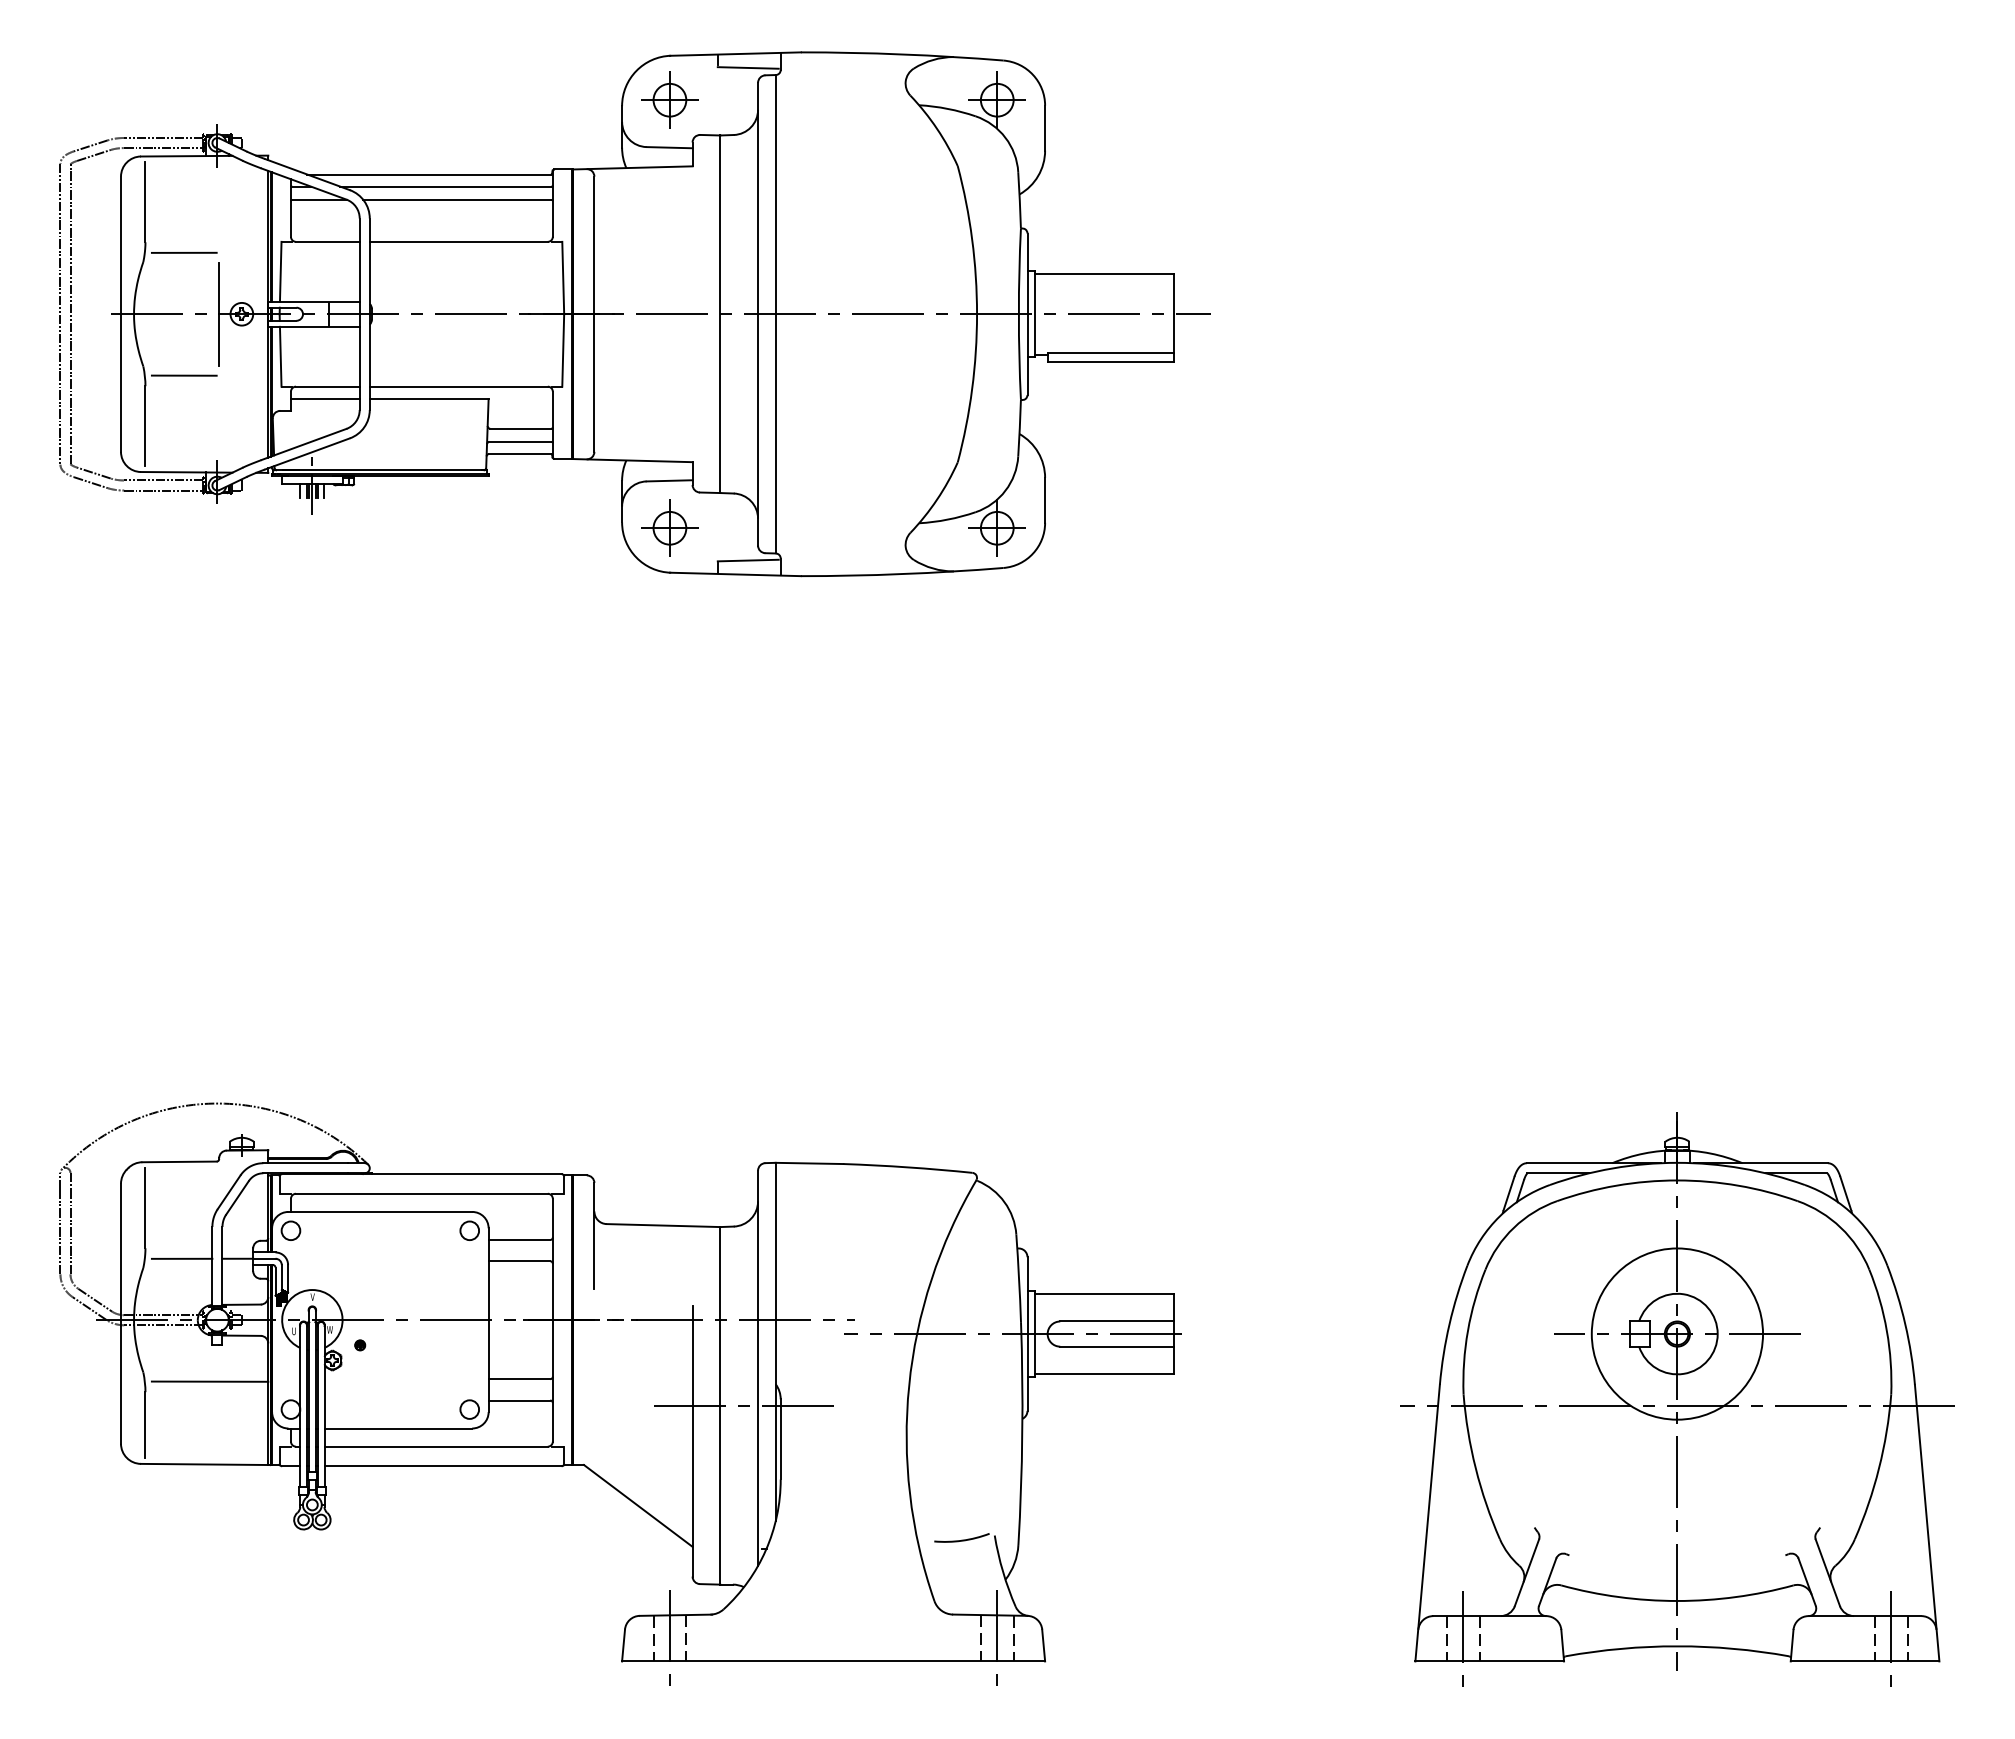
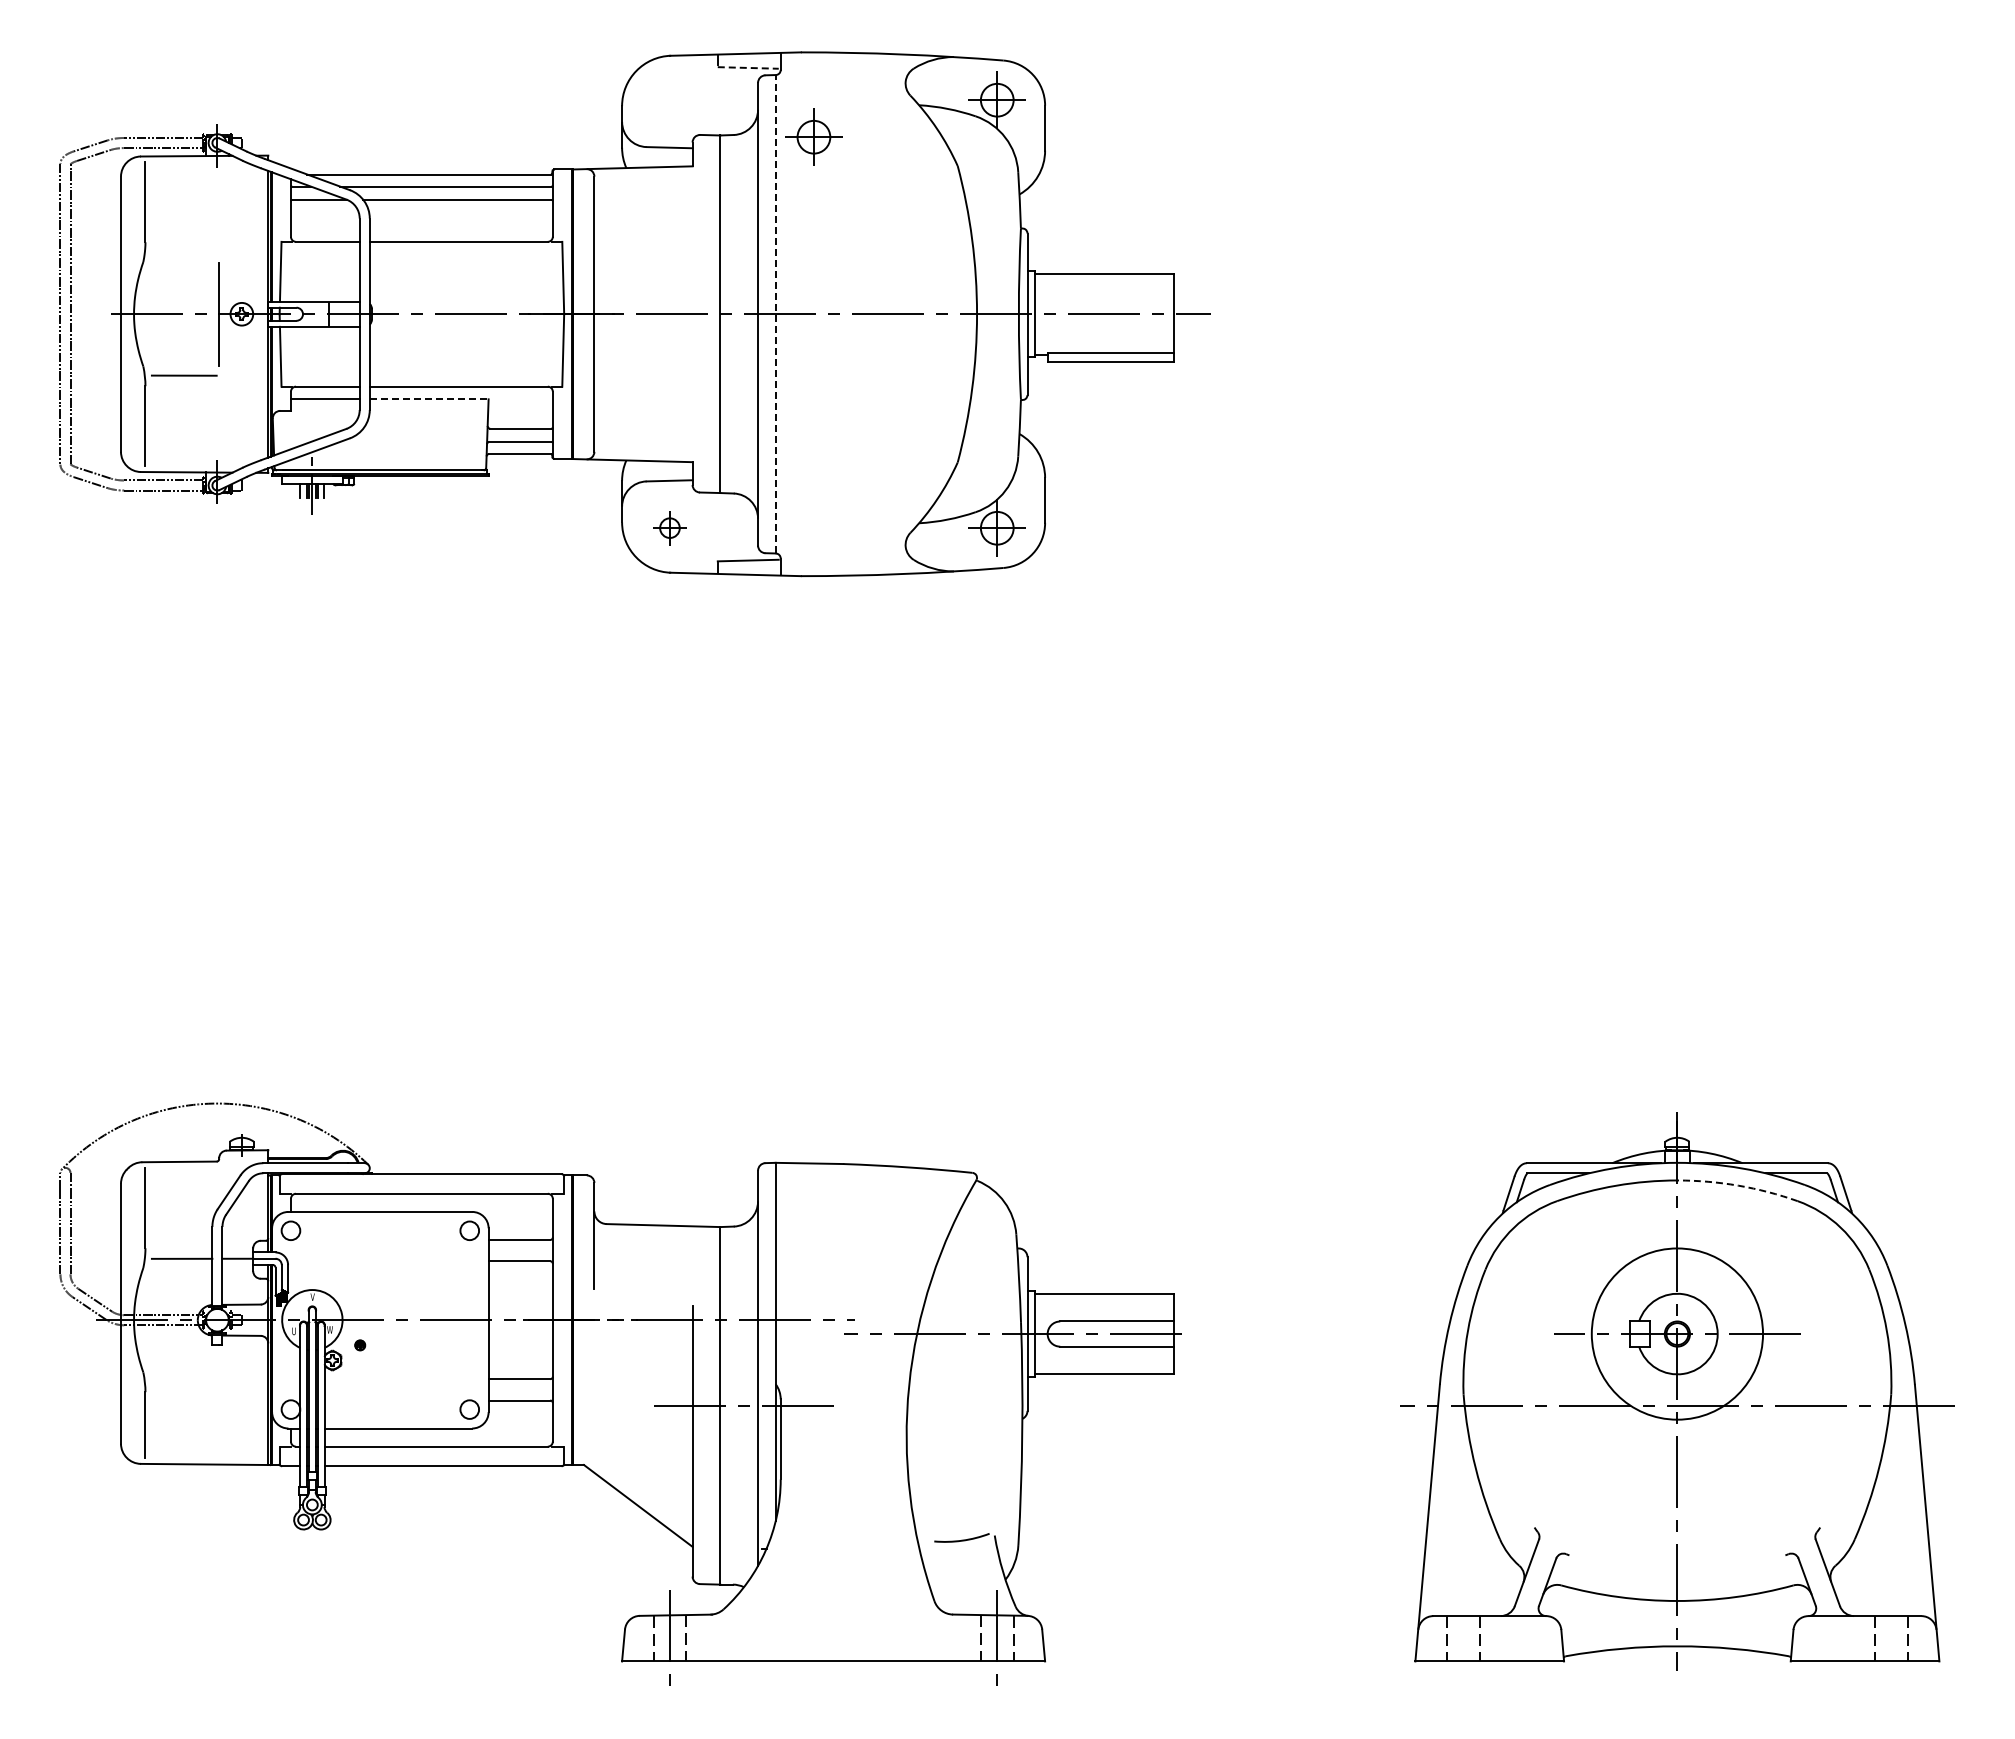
line: solid -> dashed (748, 67)
part position: (669, 99) -> (813, 136) (813, 136)
line: present -> none (183, 252)
line: solid -> dashed (775, 313)
line: solid -> dashed (429, 399)
part size: 58x58 px -> 34x35 px (669, 528)
arc: solid -> dashed (1738, 1185)
line: present -> none (209, 1381)
line: present -> none (1463, 1638)
line: present -> none (1891, 1638)
